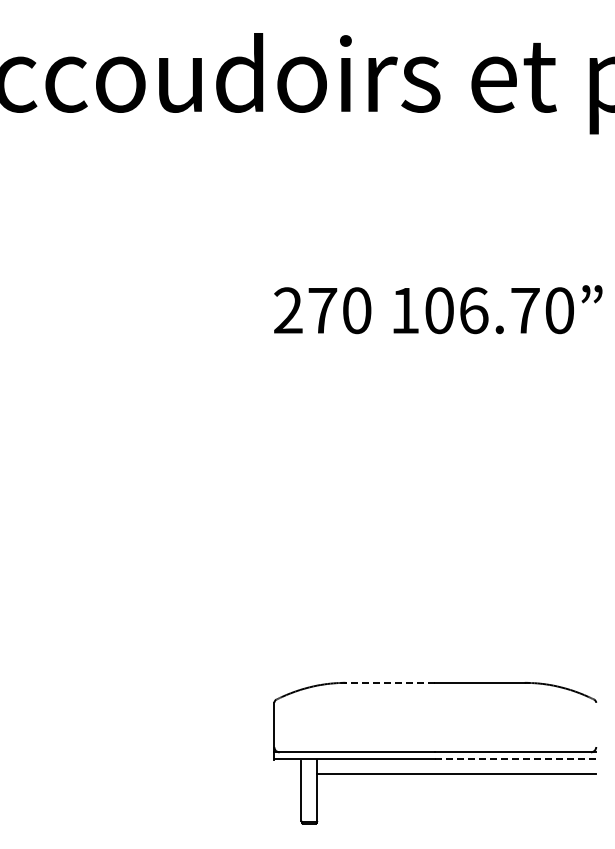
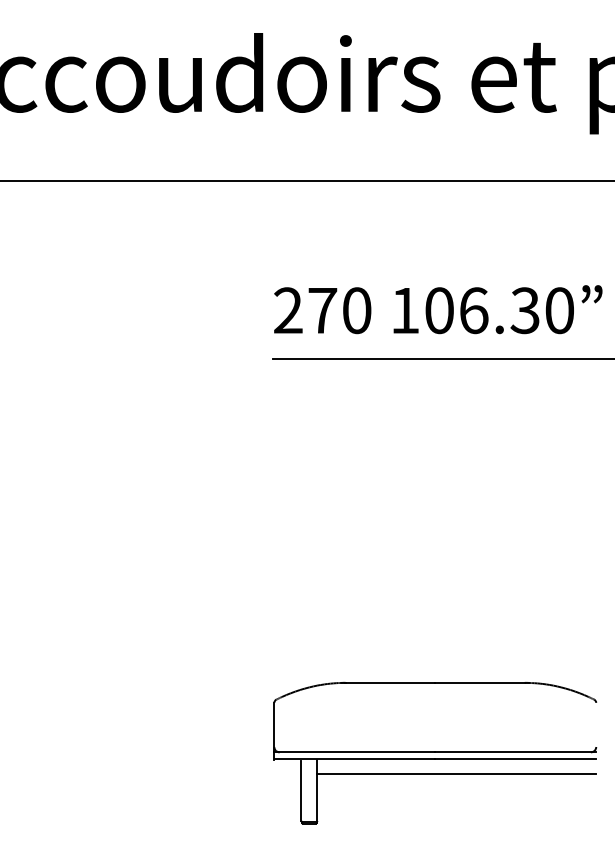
line: none -> present (306, 181)
text: 106.70 -> 106.30 (524, 310)
line: none -> present (442, 359)
line: dashed -> solid (390, 682)
line: dashed -> solid (515, 759)
